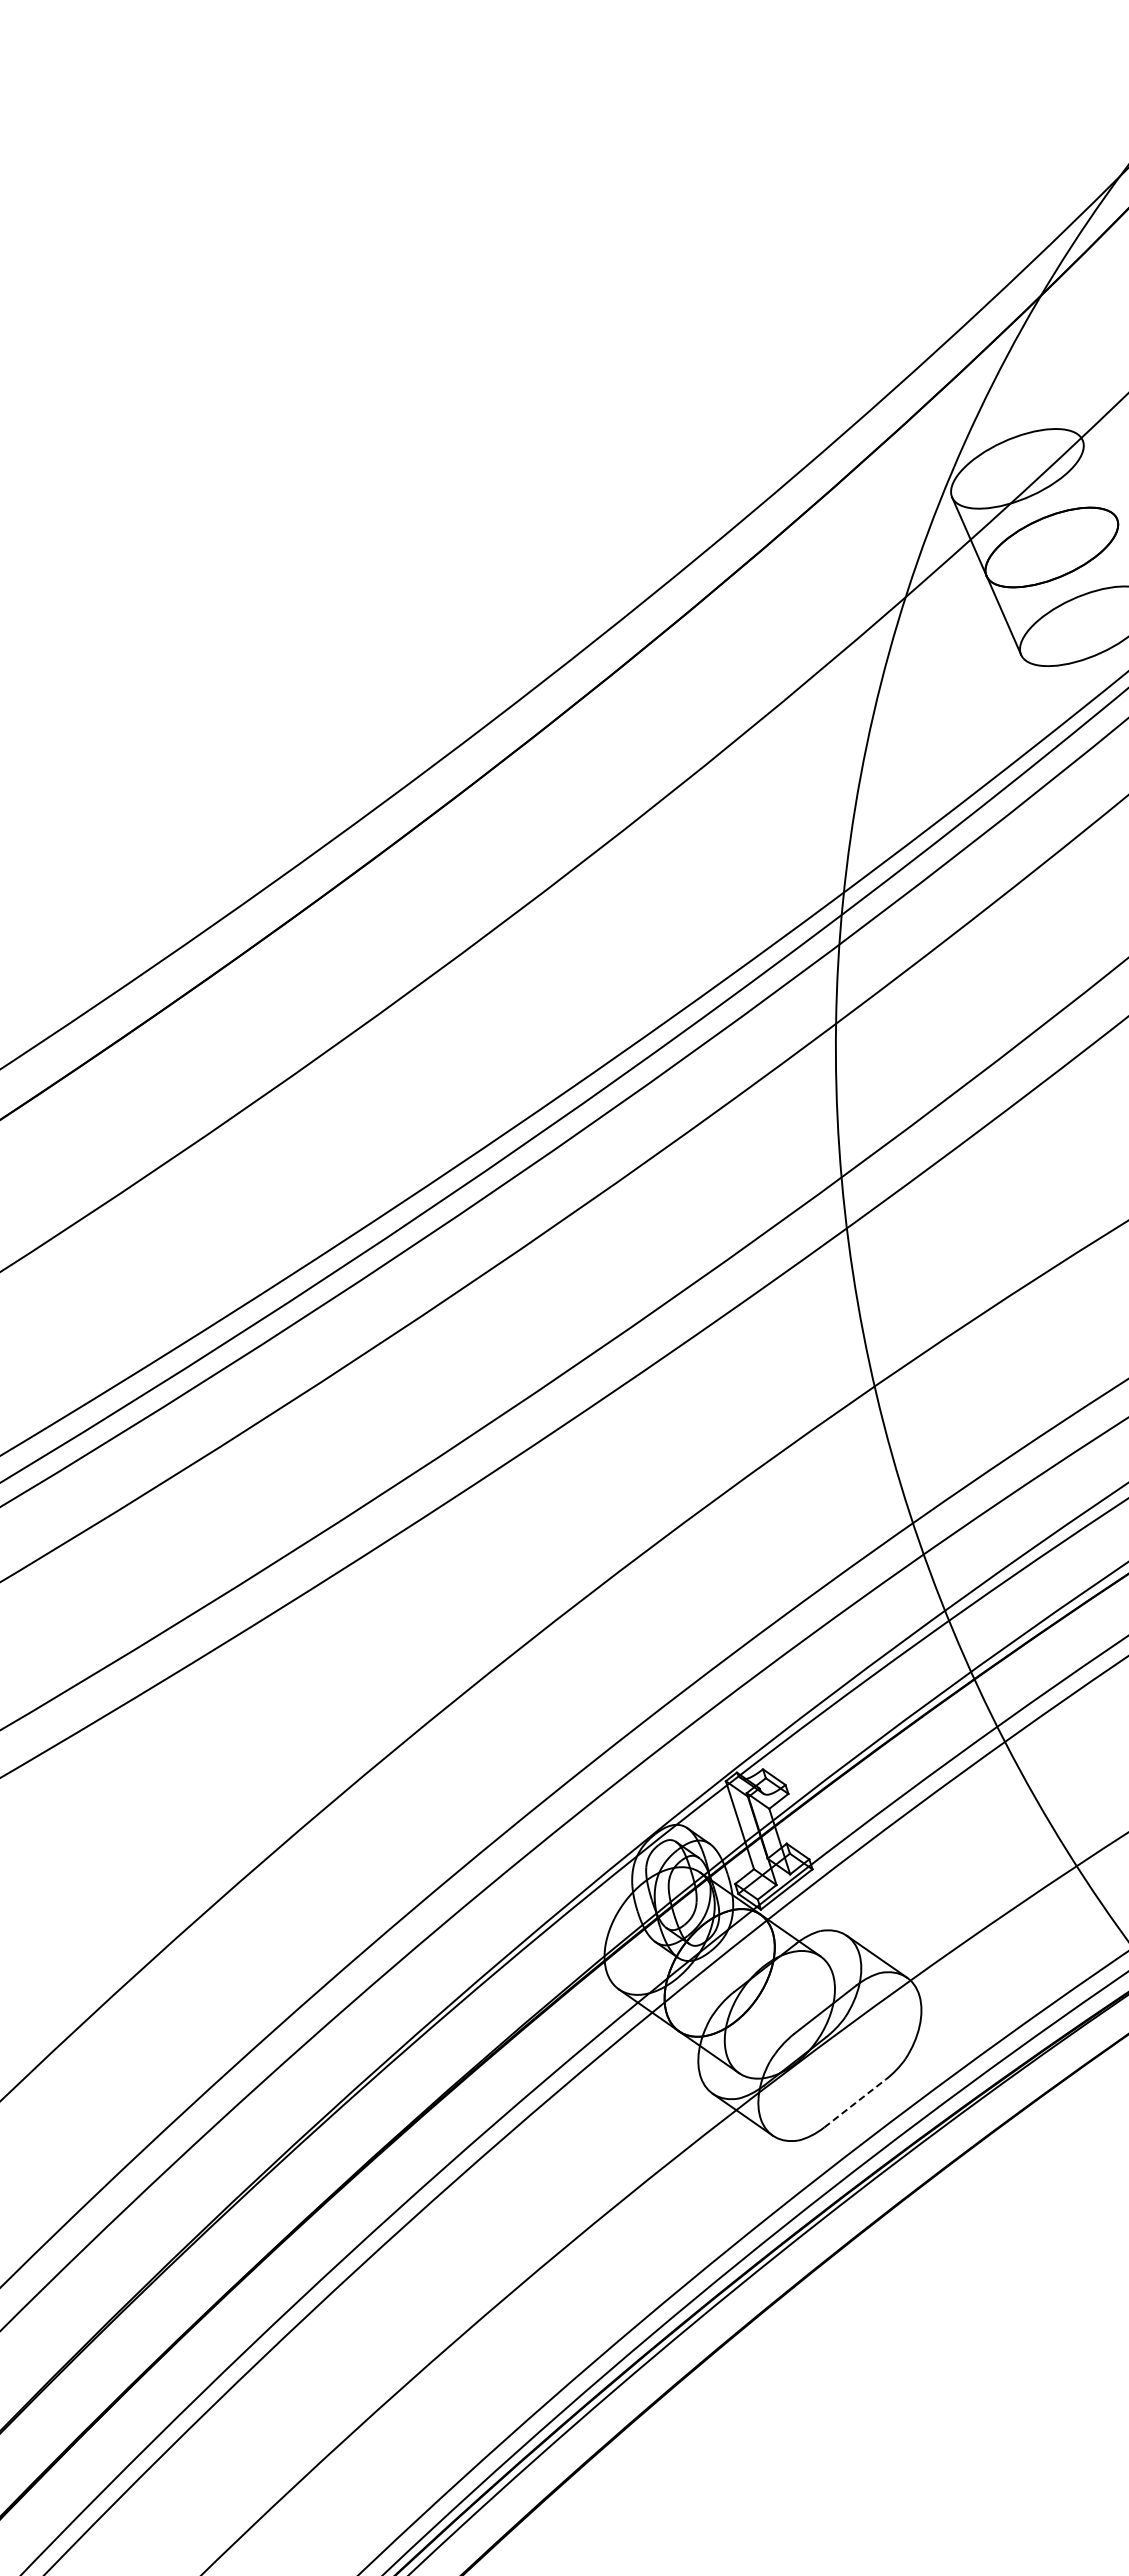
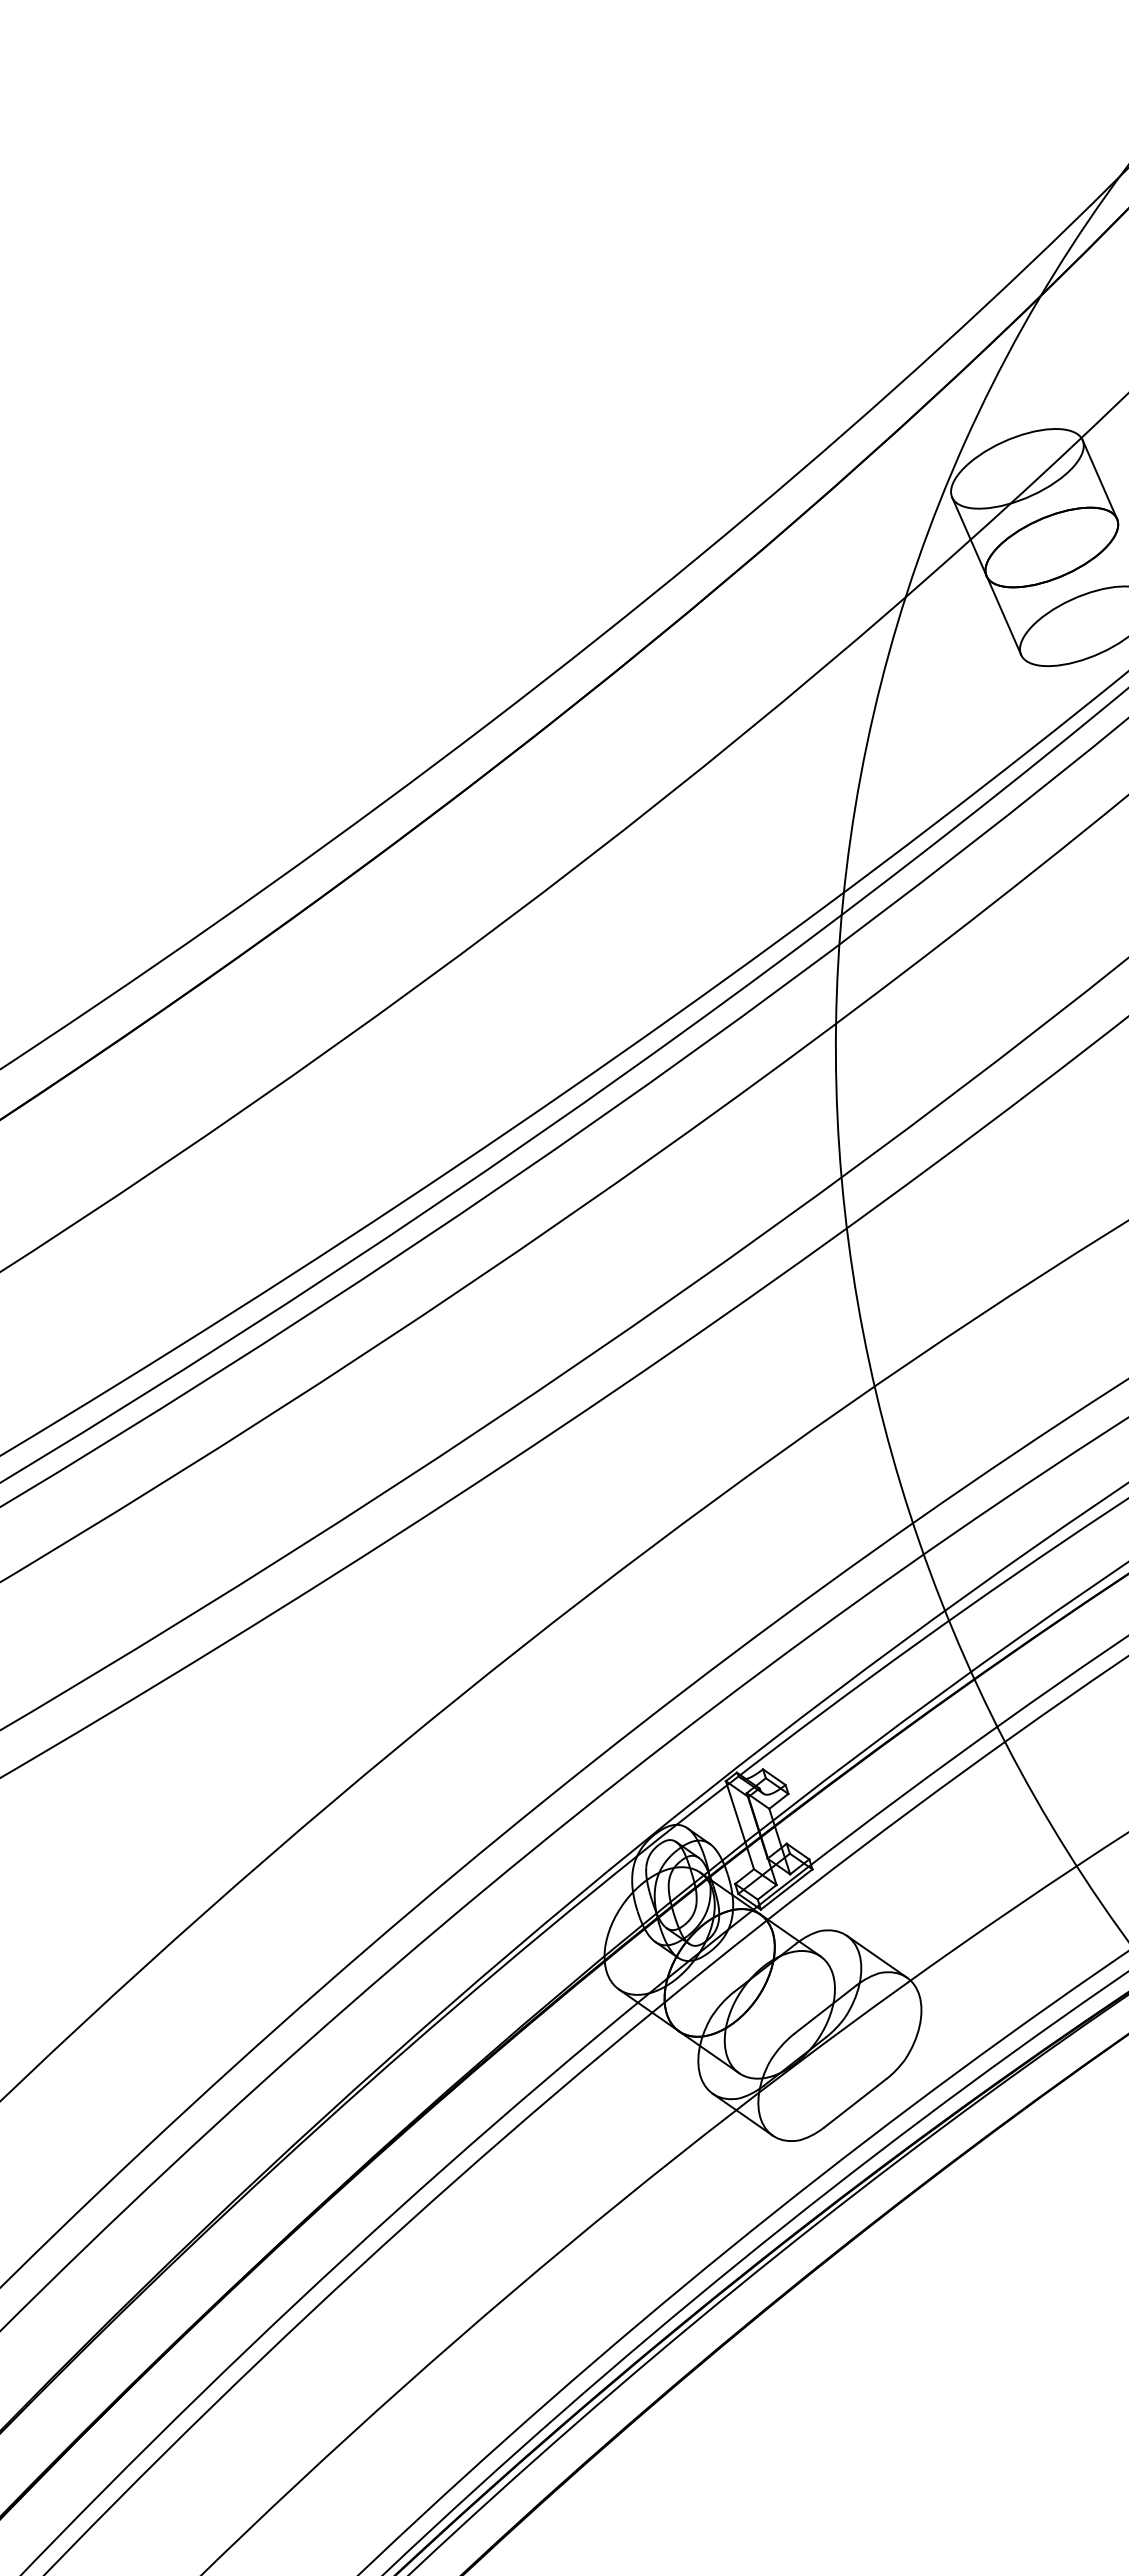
line: none -> present (1099, 479)
line: dashed -> solid (855, 2103)
